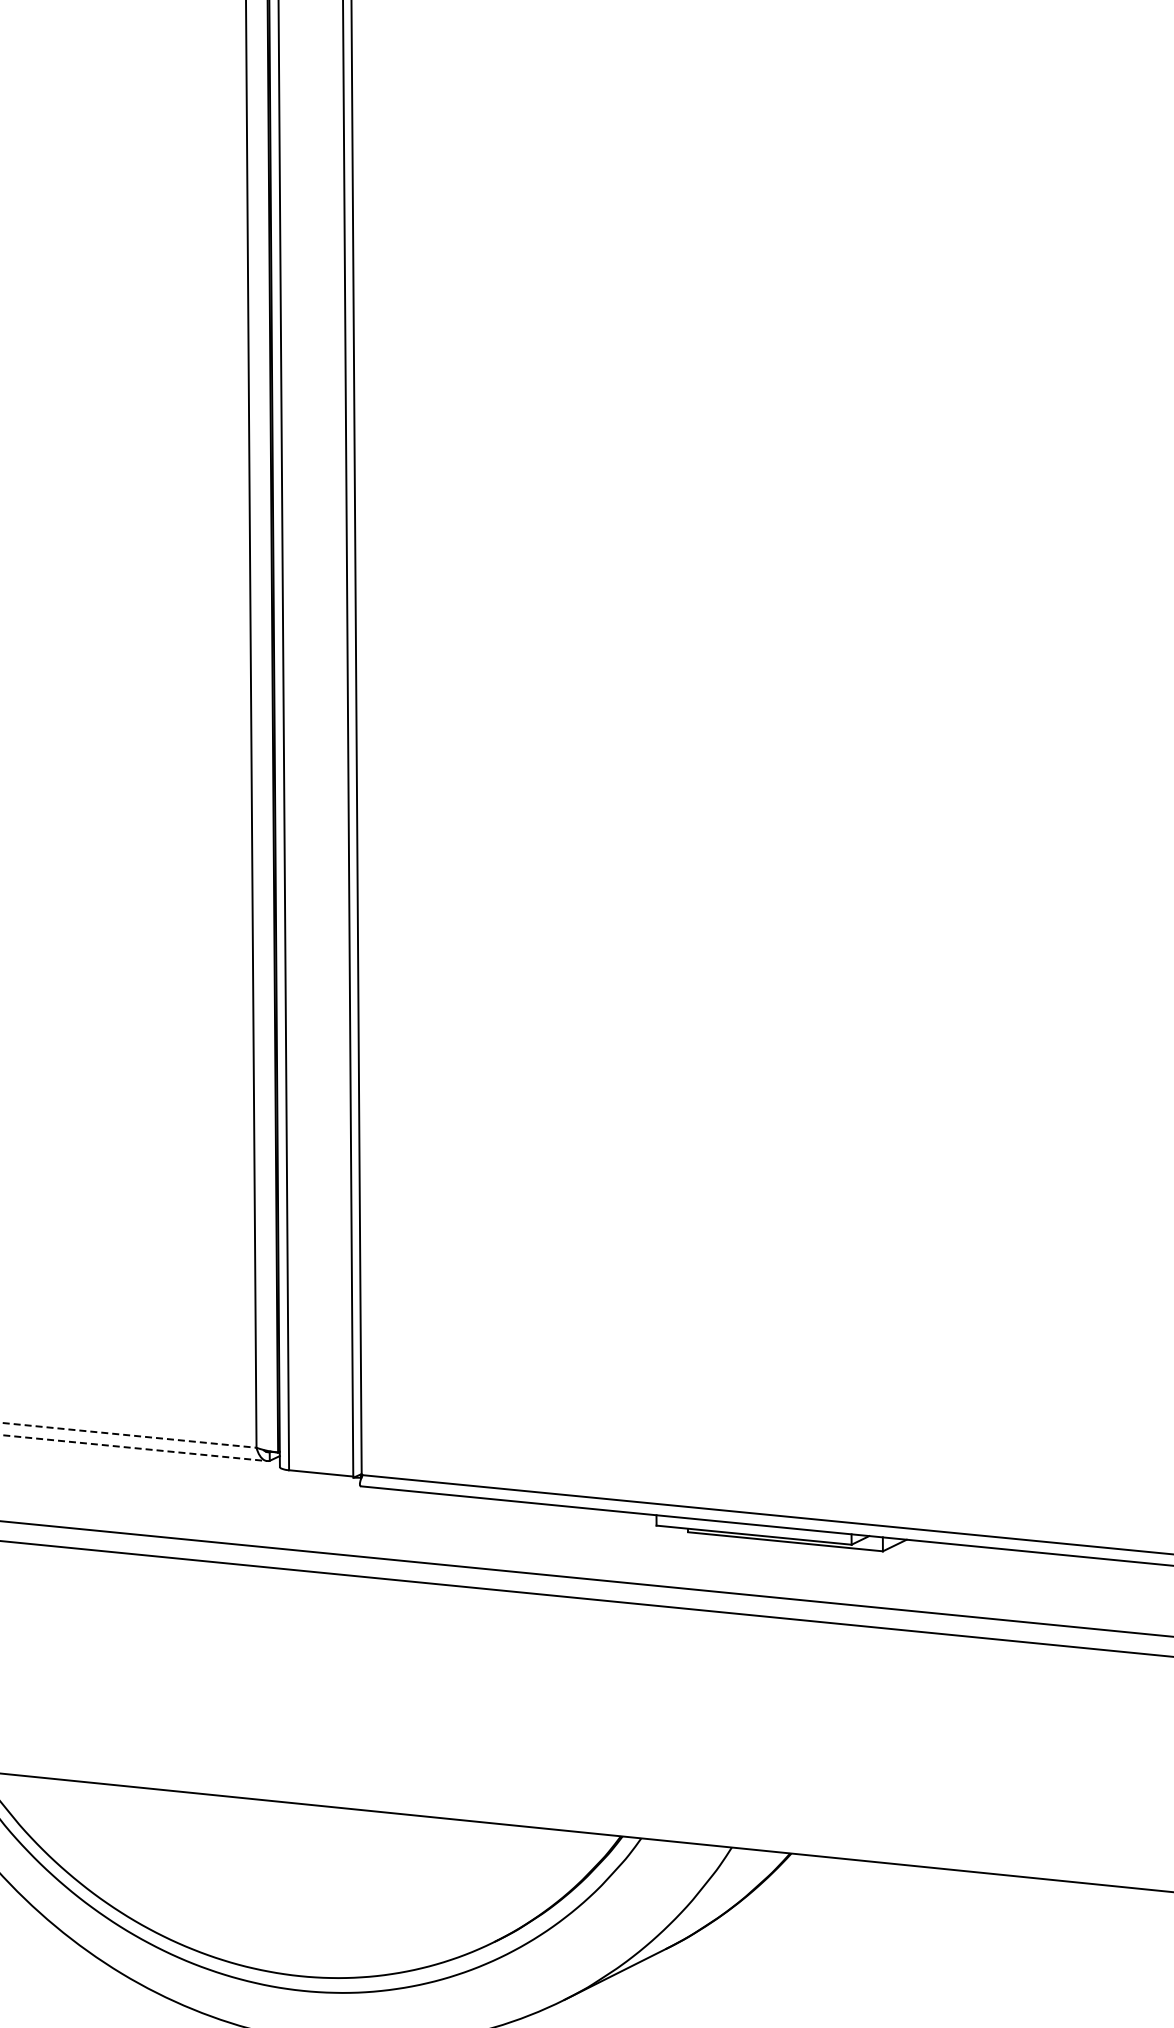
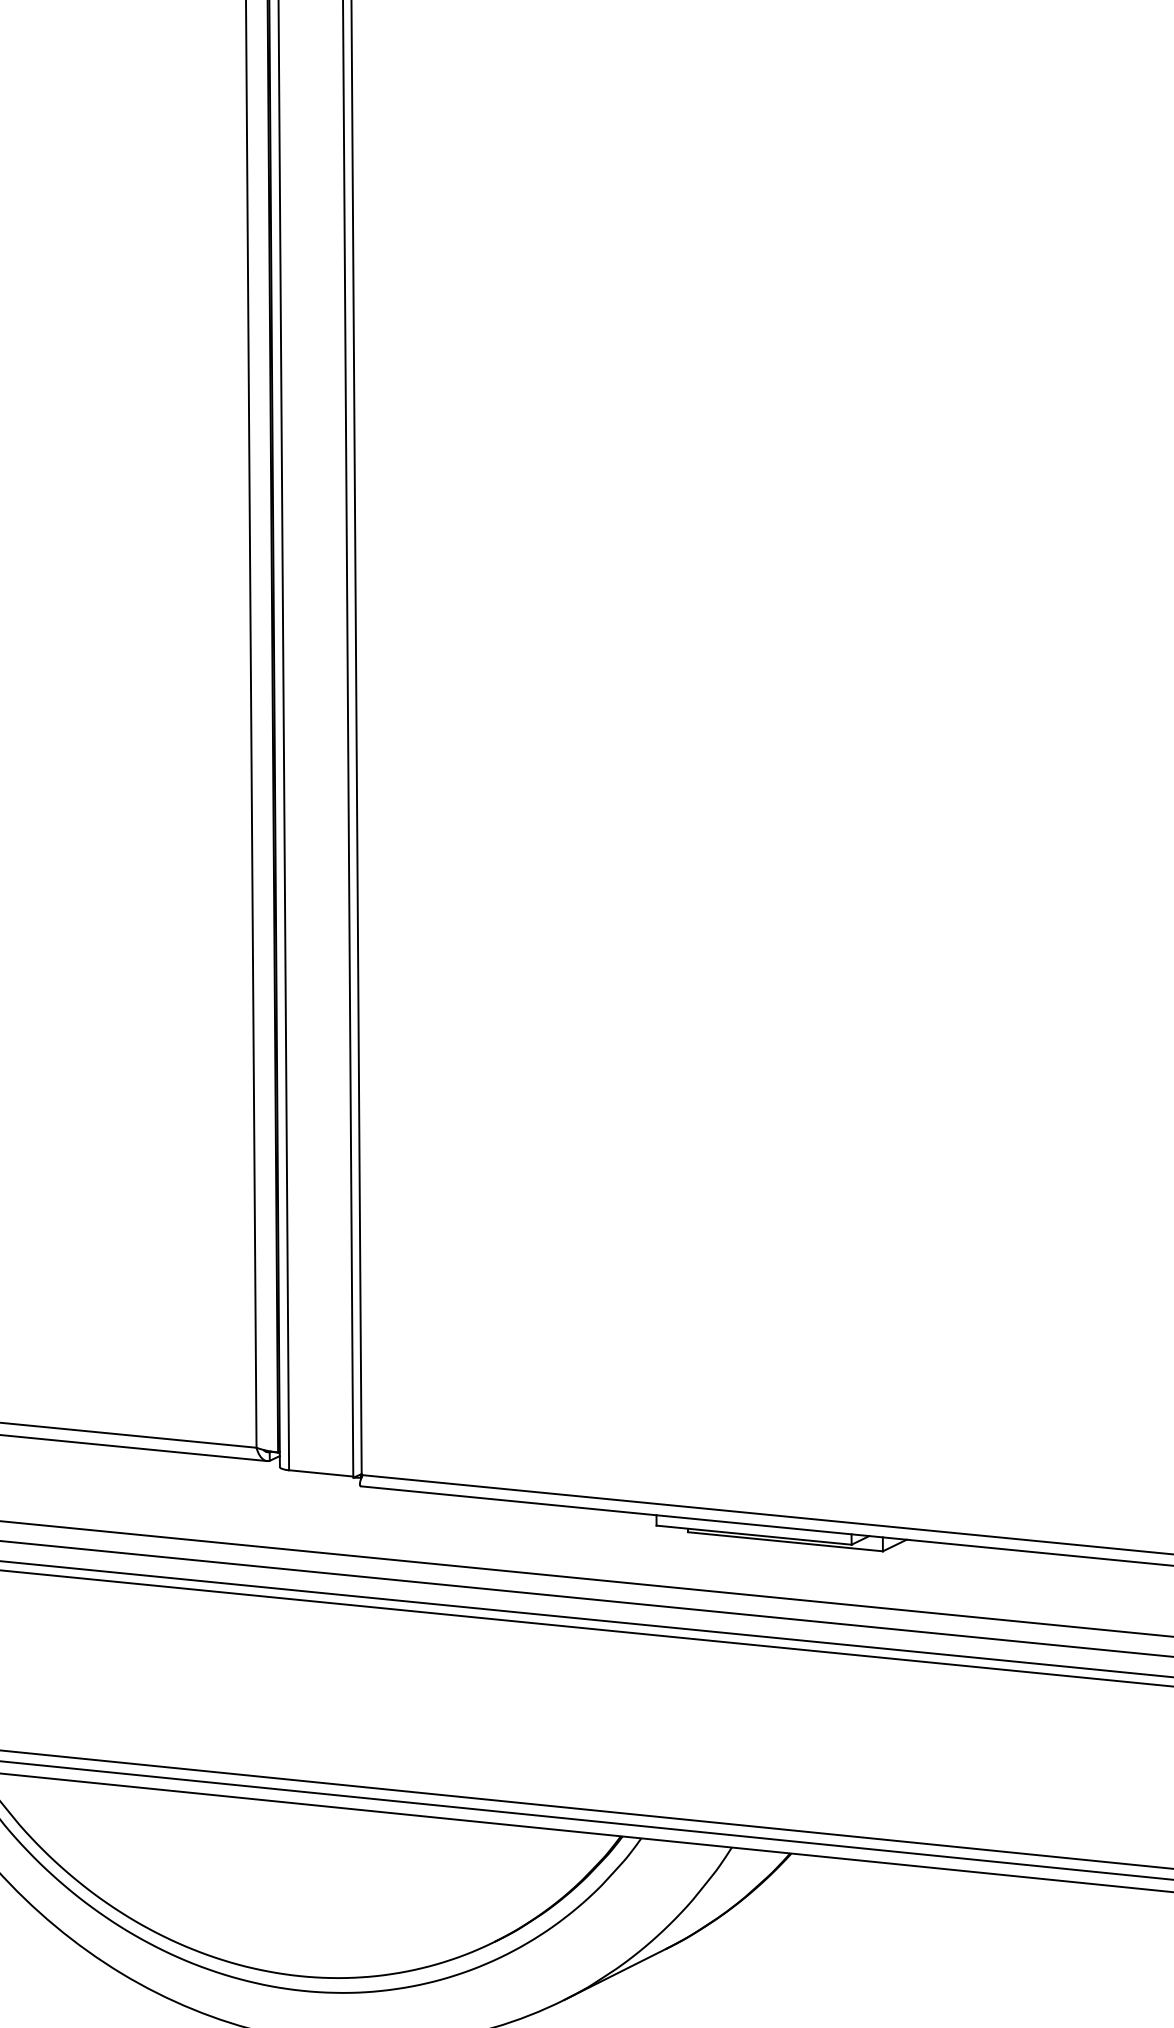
line: dashed -> solid (129, 1435)
line: dashed -> solid (133, 1448)
line: none -> present (586, 1618)
line: none -> present (586, 1628)
line: none -> present (586, 1809)
line: none -> present (586, 1820)
